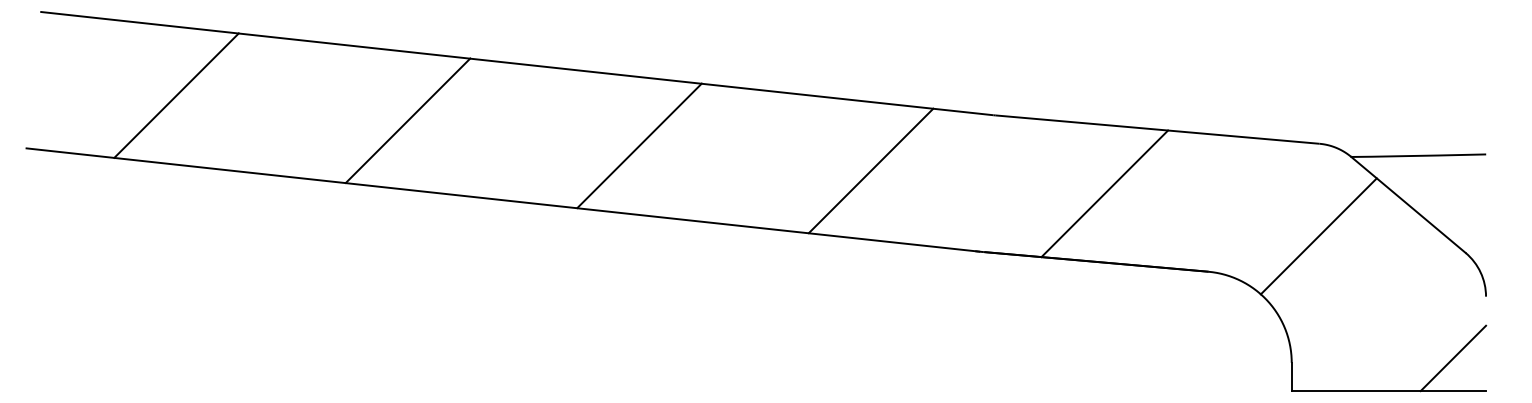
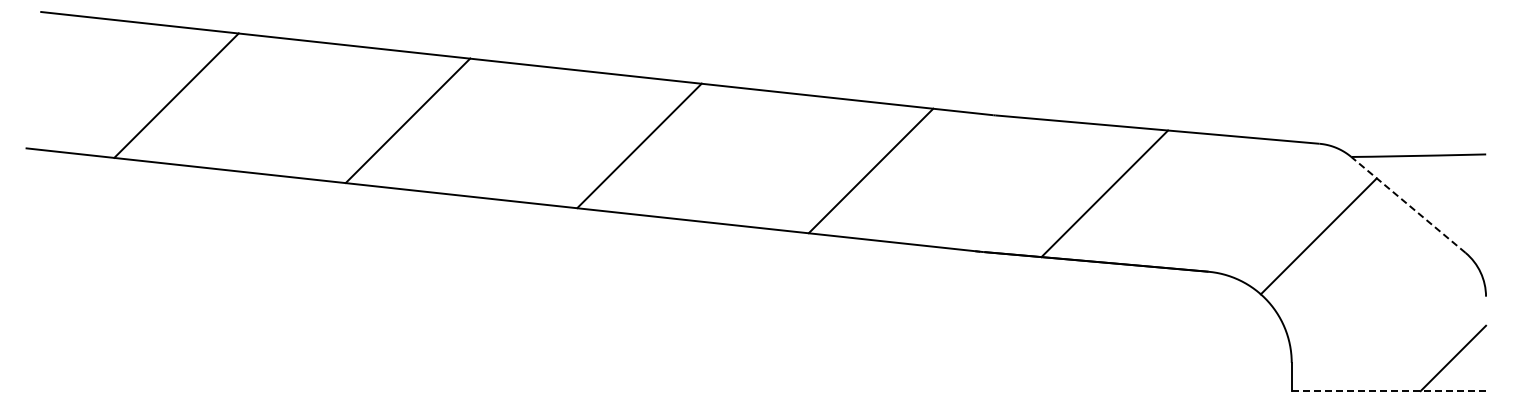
line: solid -> dashed (1408, 204)
line: solid -> dashed (1388, 391)
